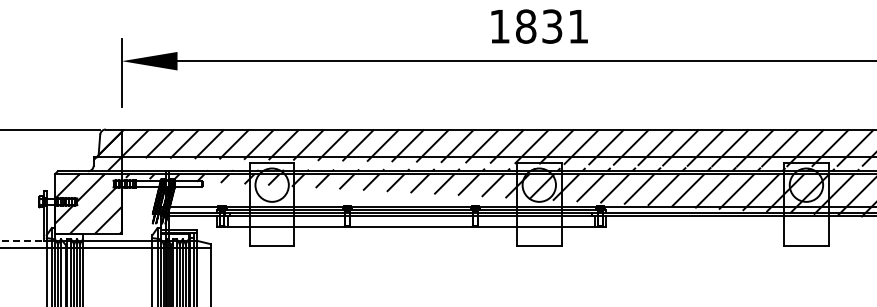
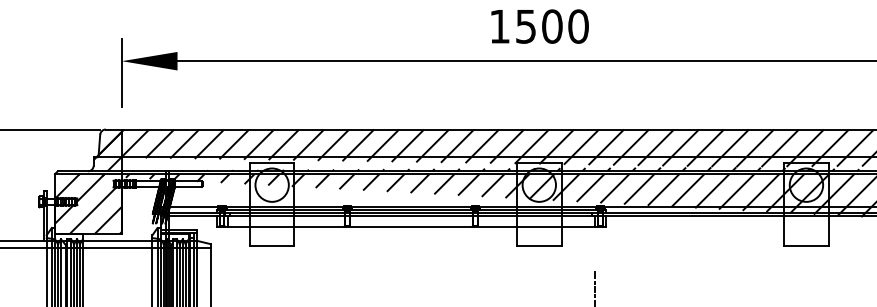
text: 1831 -> 1500 (552, 26)
line: dashed -> solid (22, 240)
line: none -> present (594, 287)
